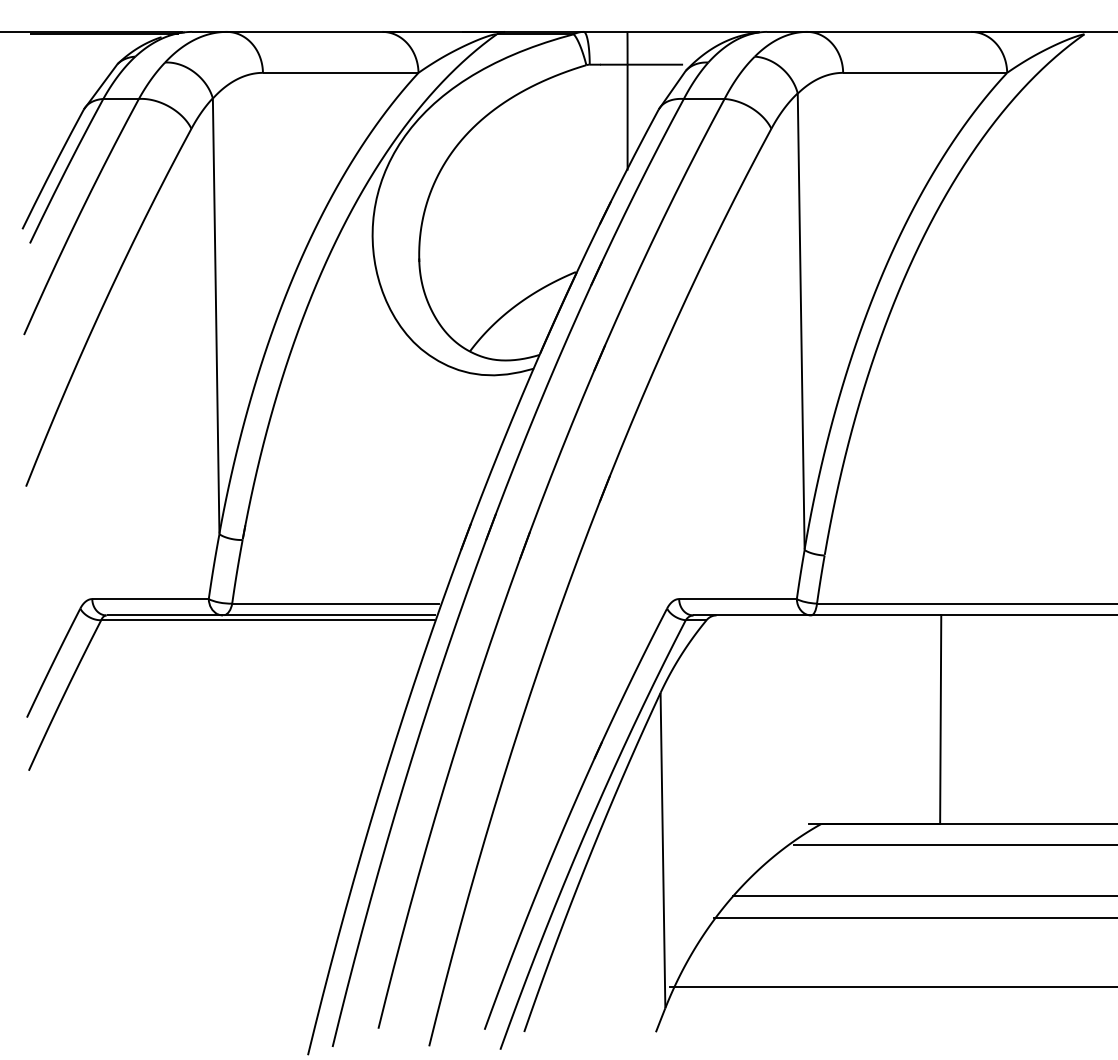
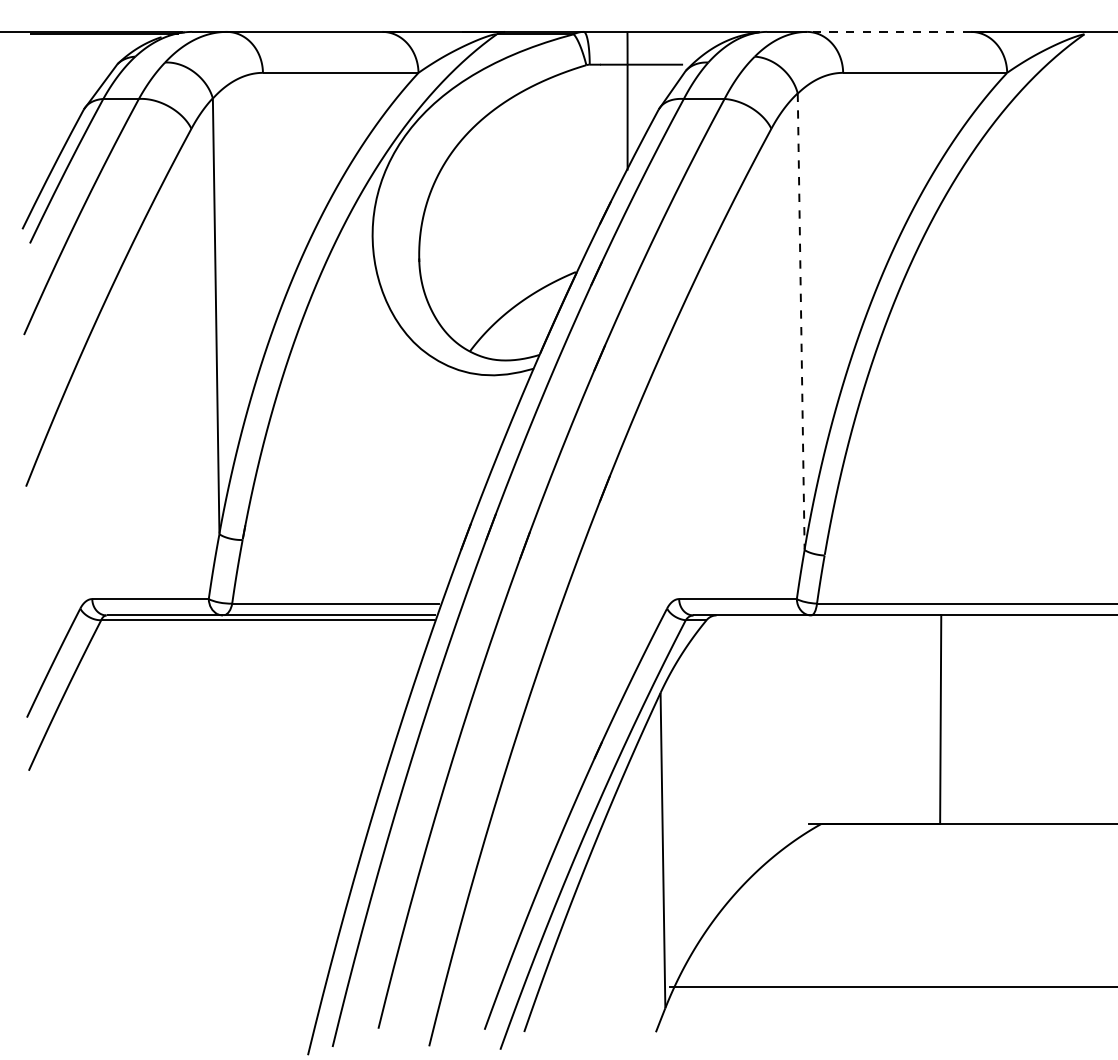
line: solid -> dashed (888, 31)
line: solid -> dashed (801, 322)
line: present -> none (953, 844)
line: present -> none (923, 896)
line: present -> none (914, 917)
